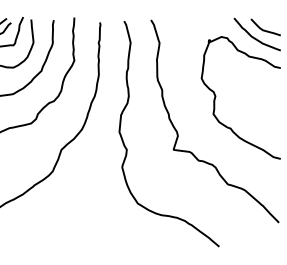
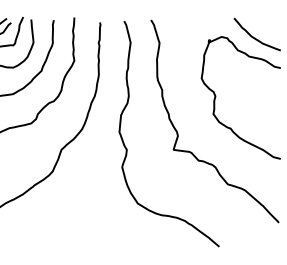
curve: present -> none (264, 29)
